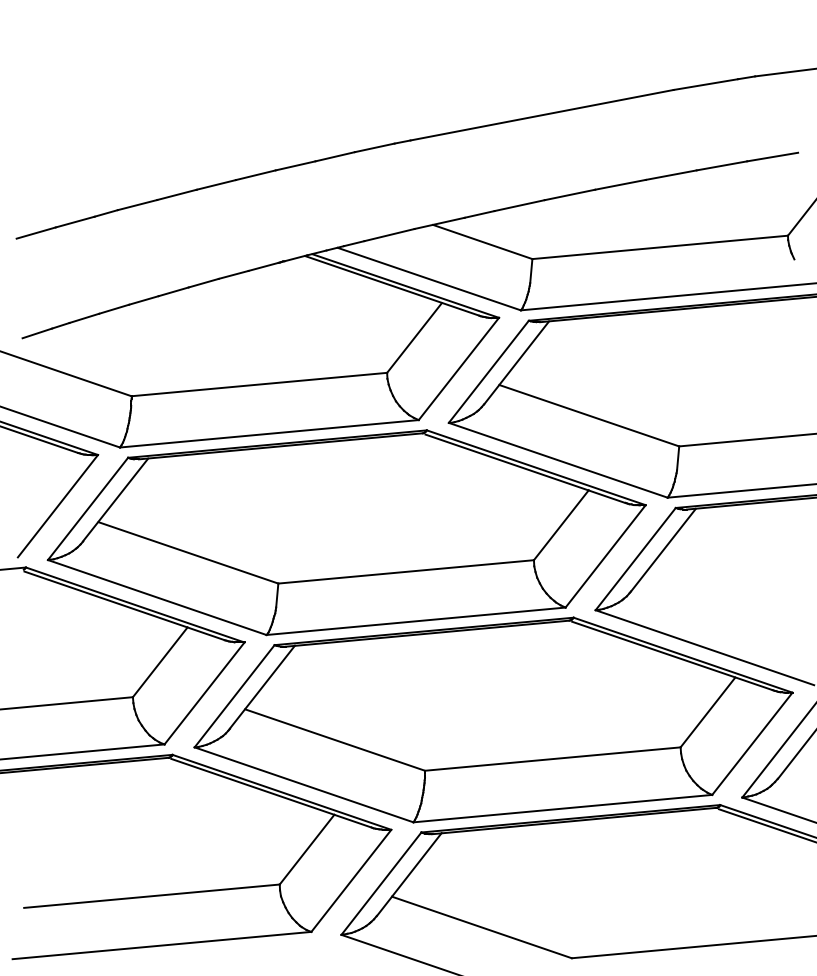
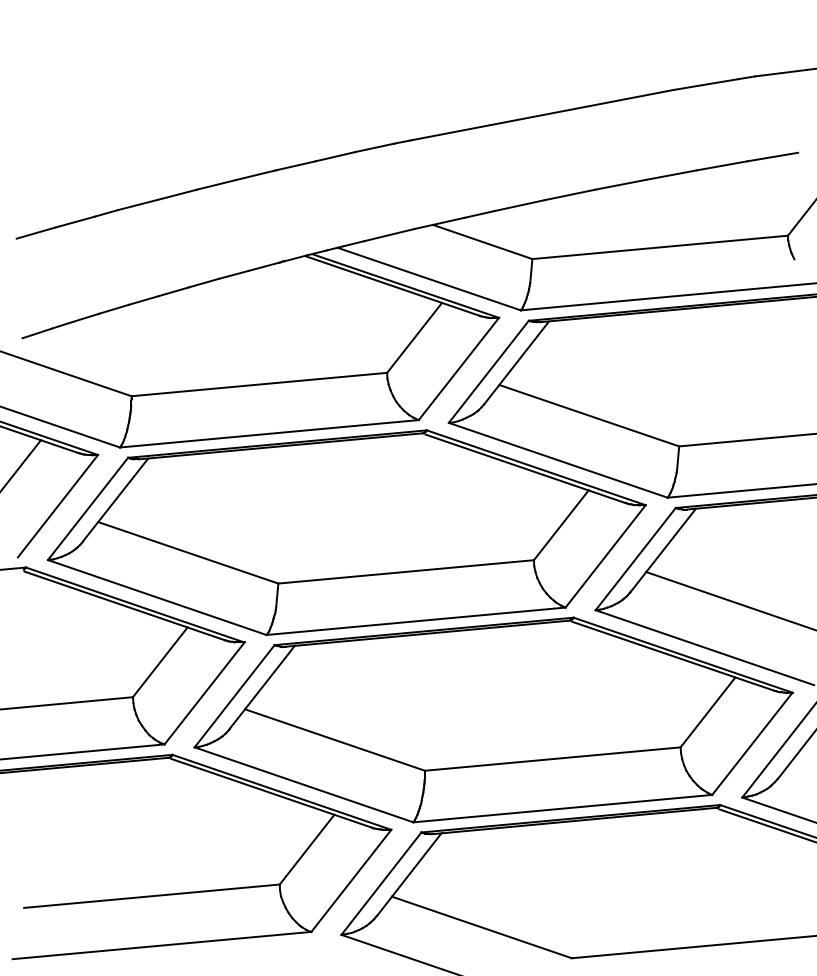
line: none -> present (21, 464)
line: none -> present (729, 600)
